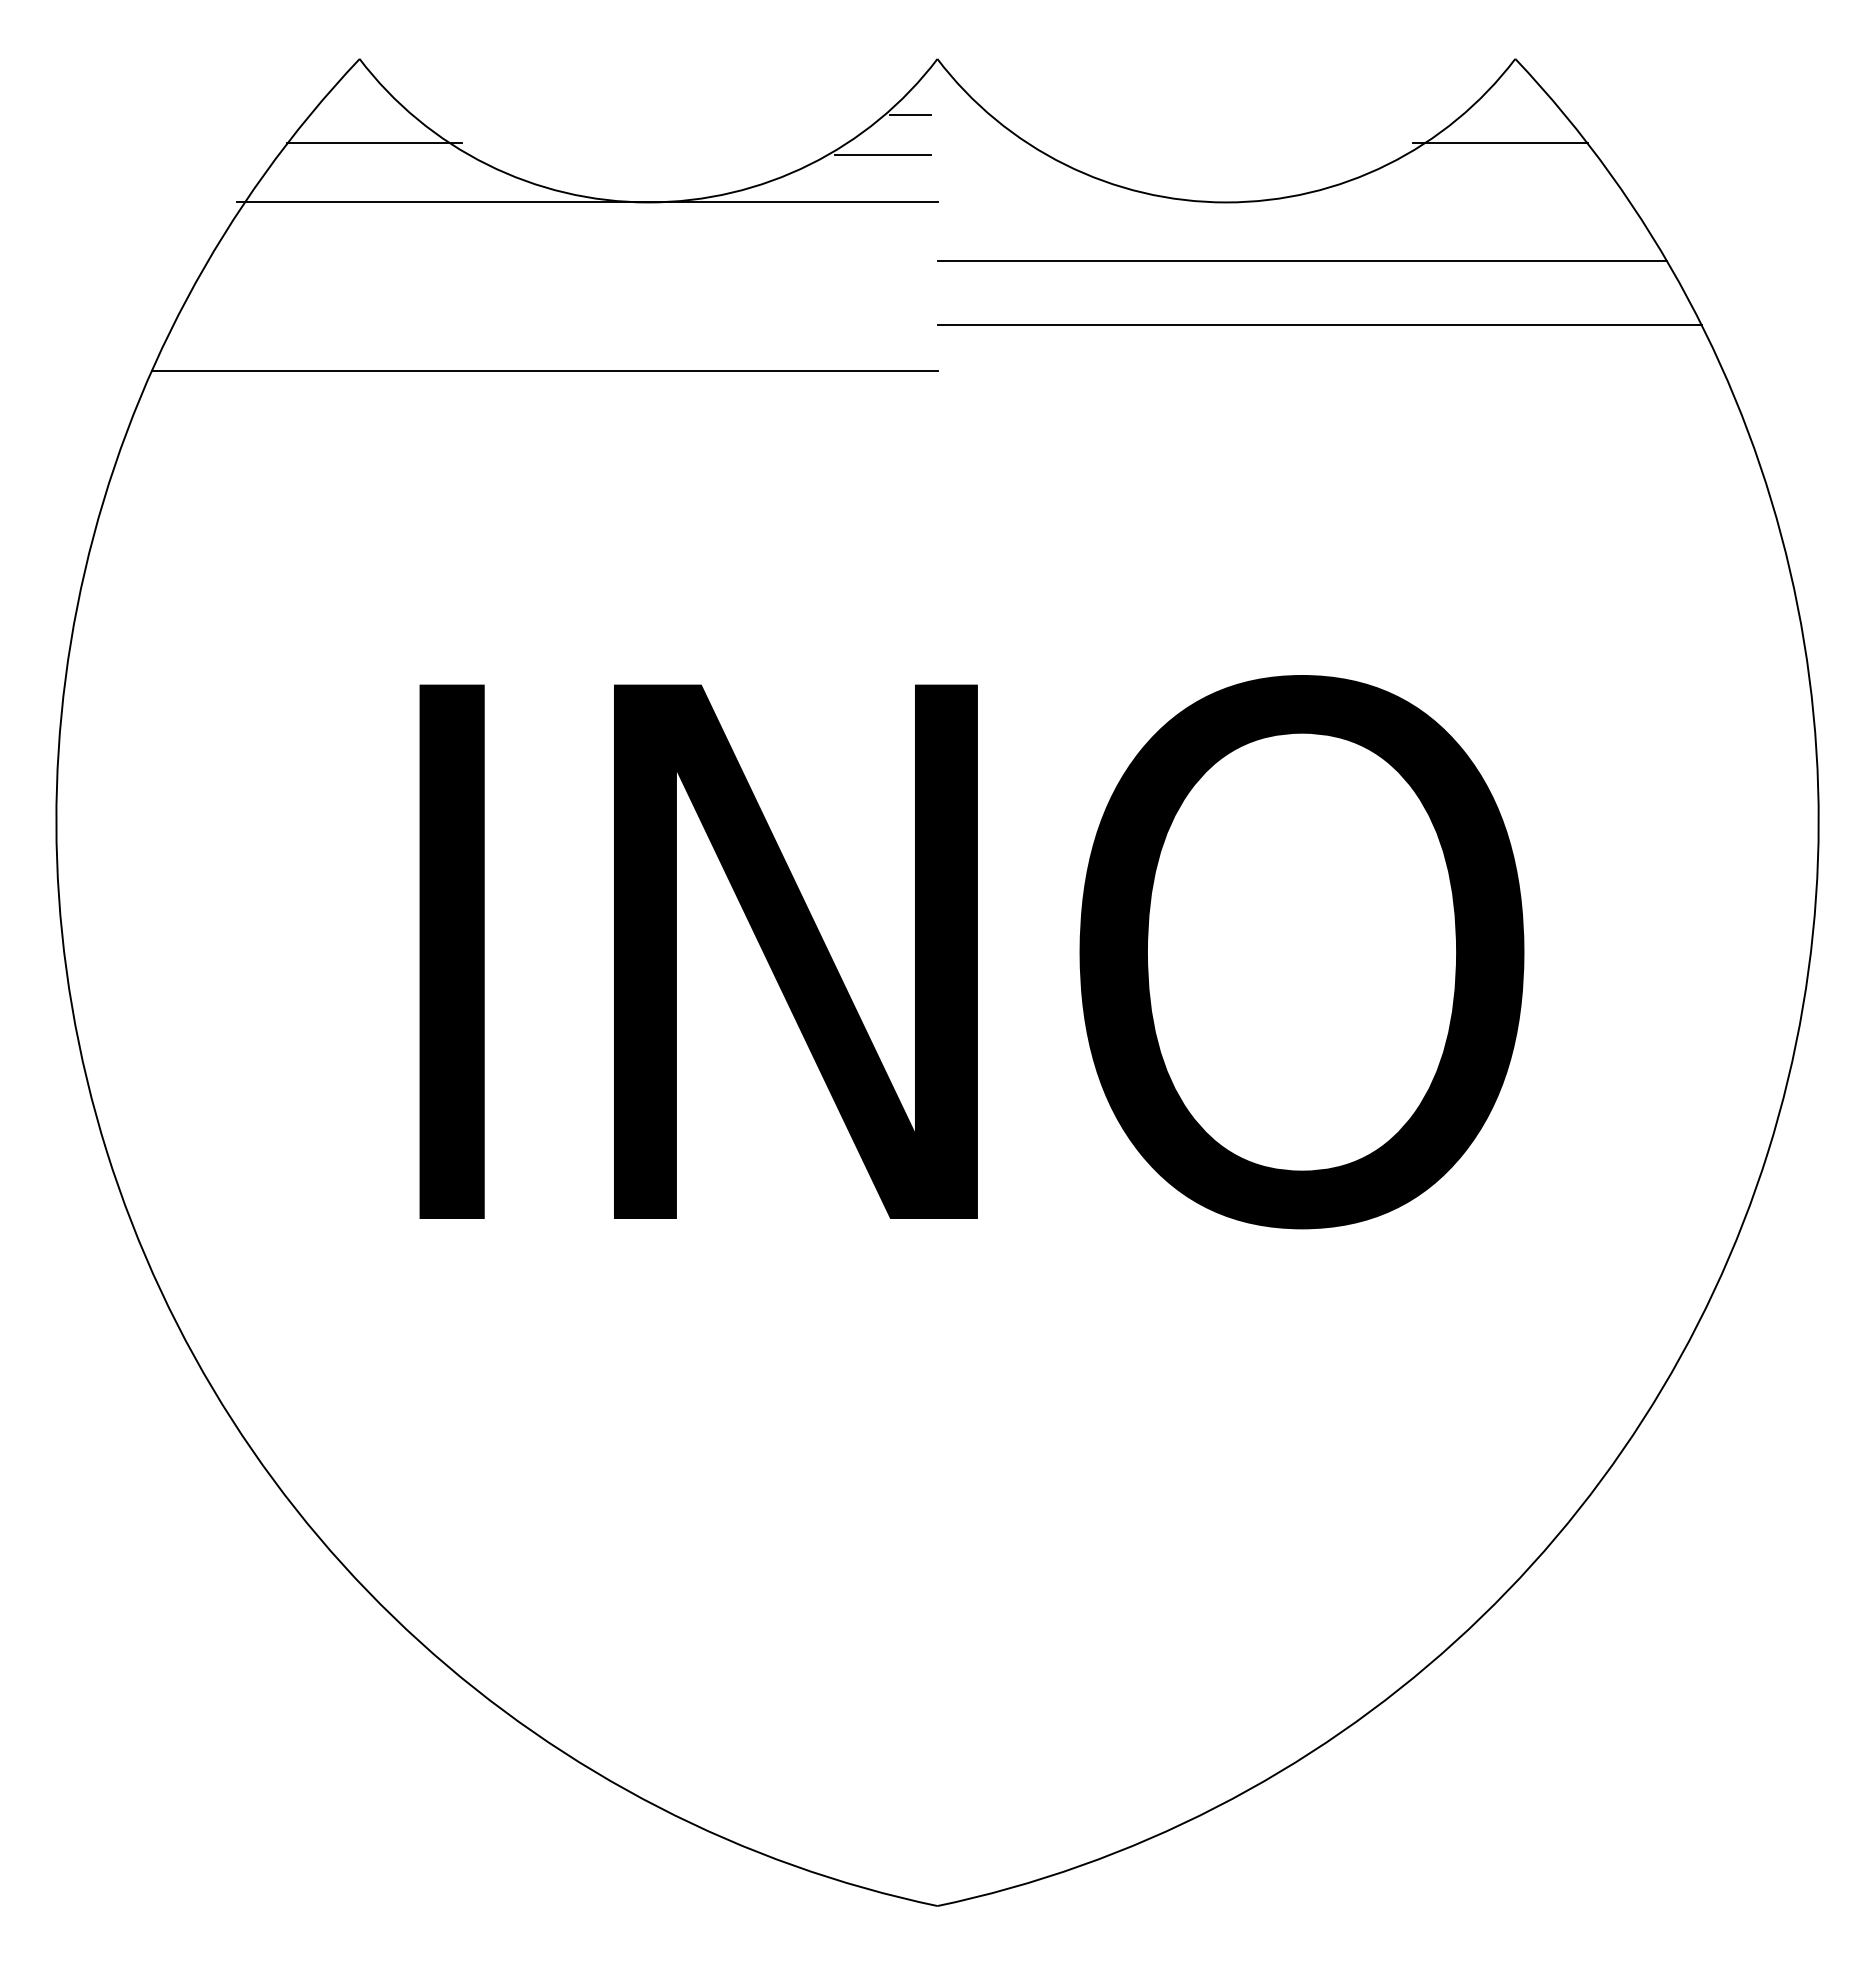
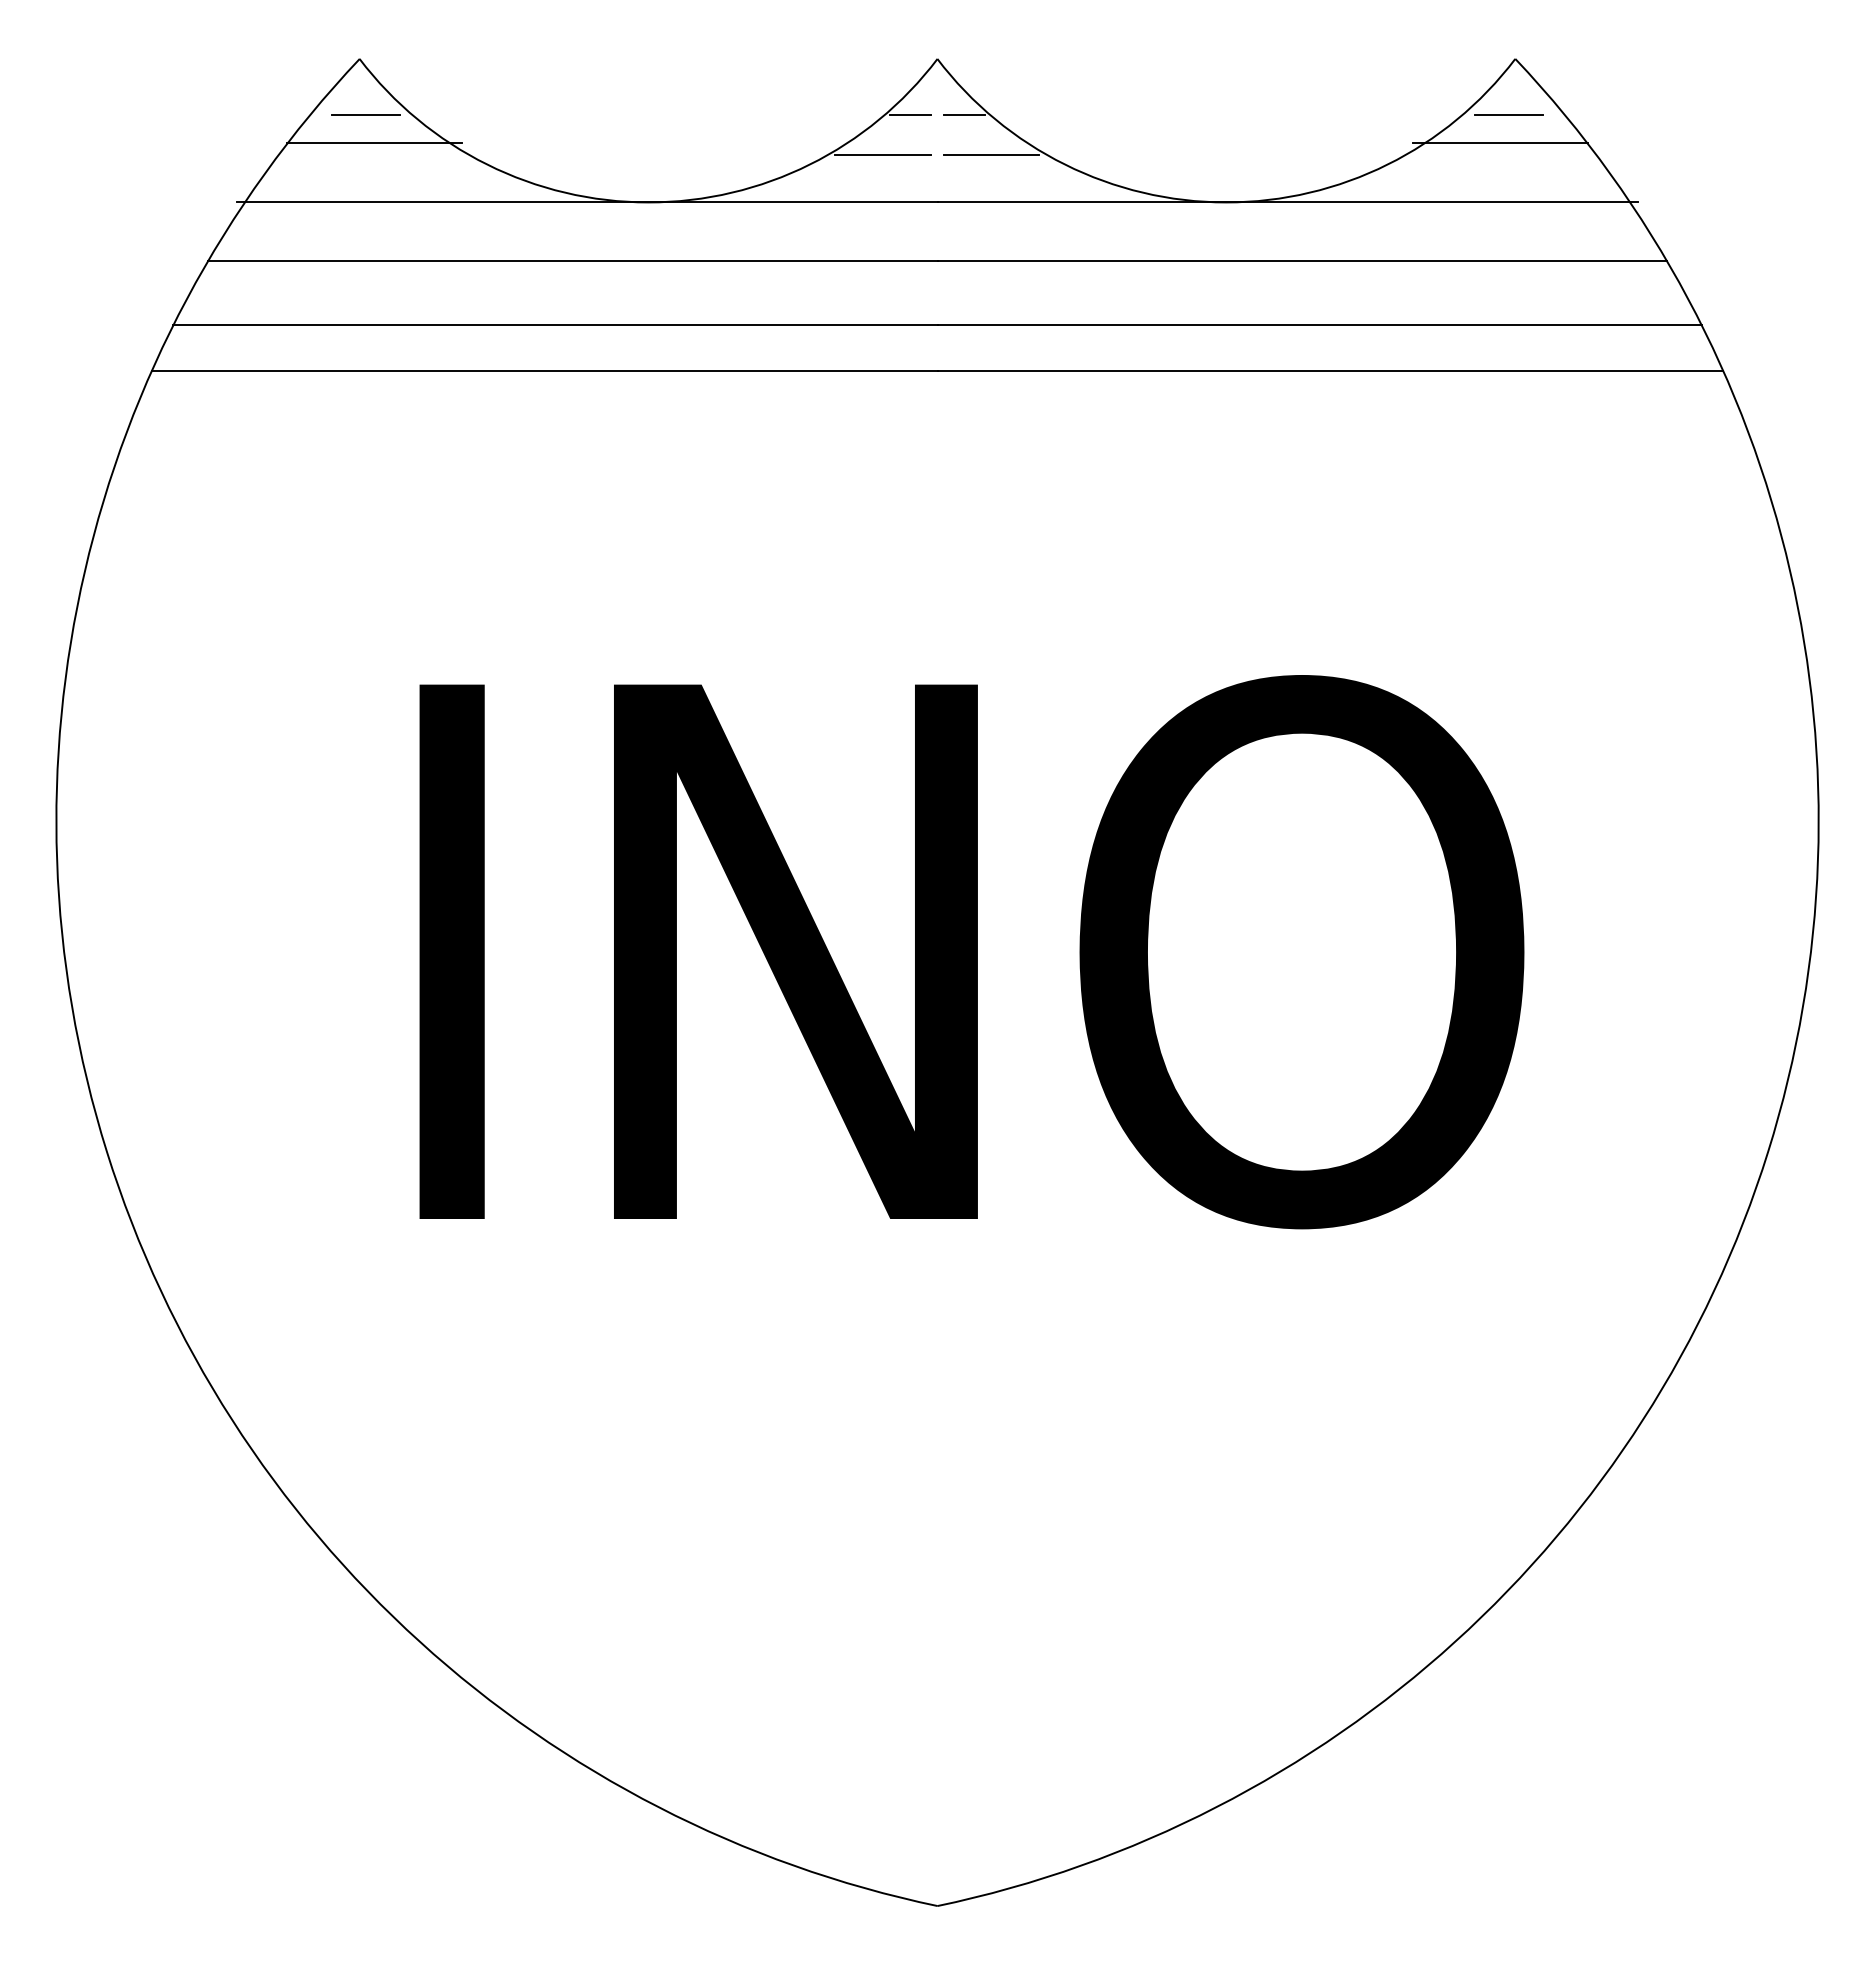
line: none -> present (366, 114)
line: none -> present (964, 114)
line: none -> present (1508, 114)
line: none -> present (991, 154)
line: none -> present (1287, 202)
line: none -> present (572, 260)
line: none -> present (555, 324)
line: none -> present (1330, 370)
